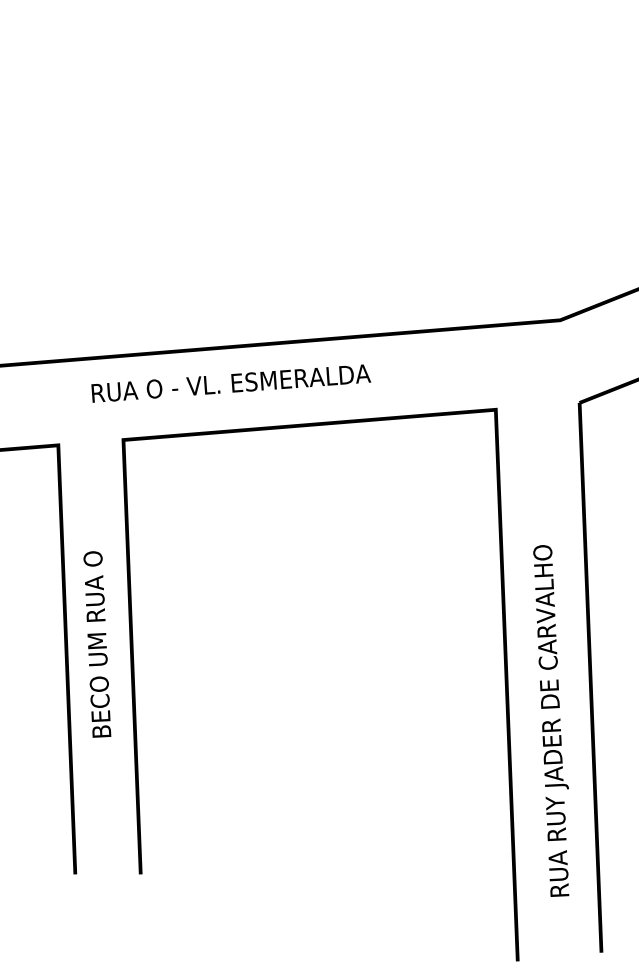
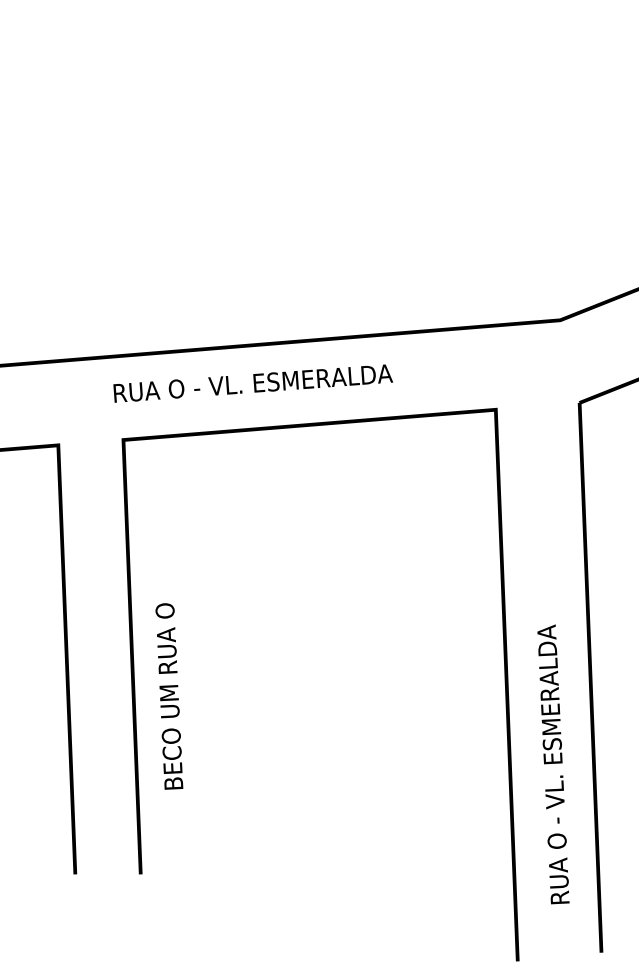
text position: (231, 383) -> (253, 383) (253, 383)
text position: (97, 644) -> (169, 696) (169, 696)
text: RUA RUY JADER DE CARVALHO -> RUA O - VL. ESMERALDA (551, 724)
